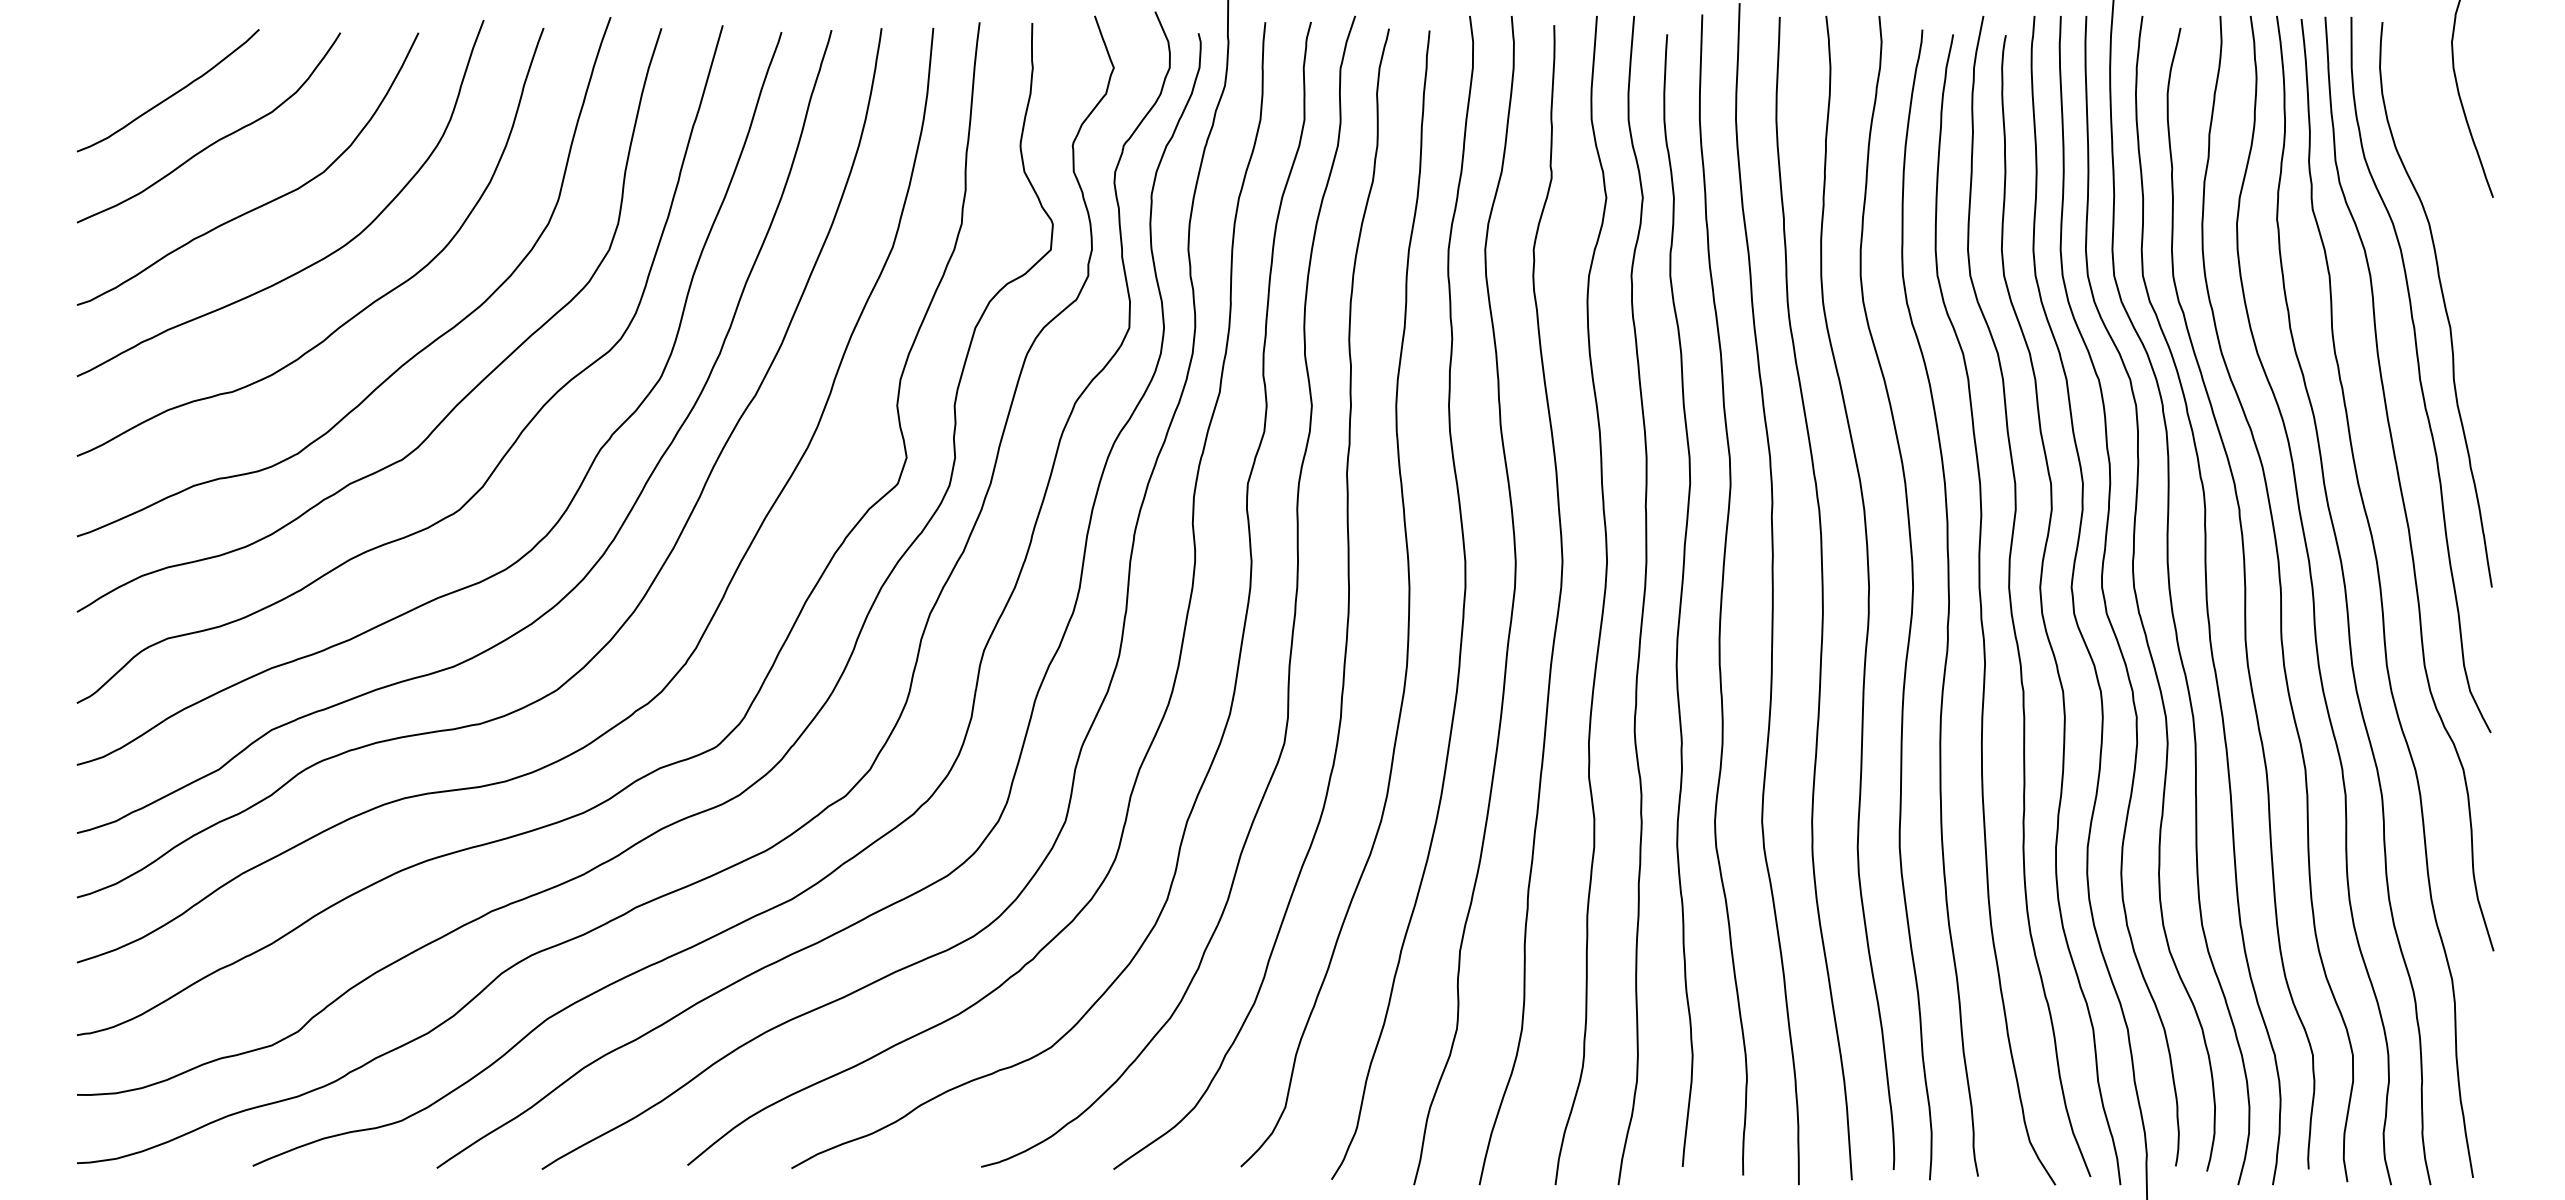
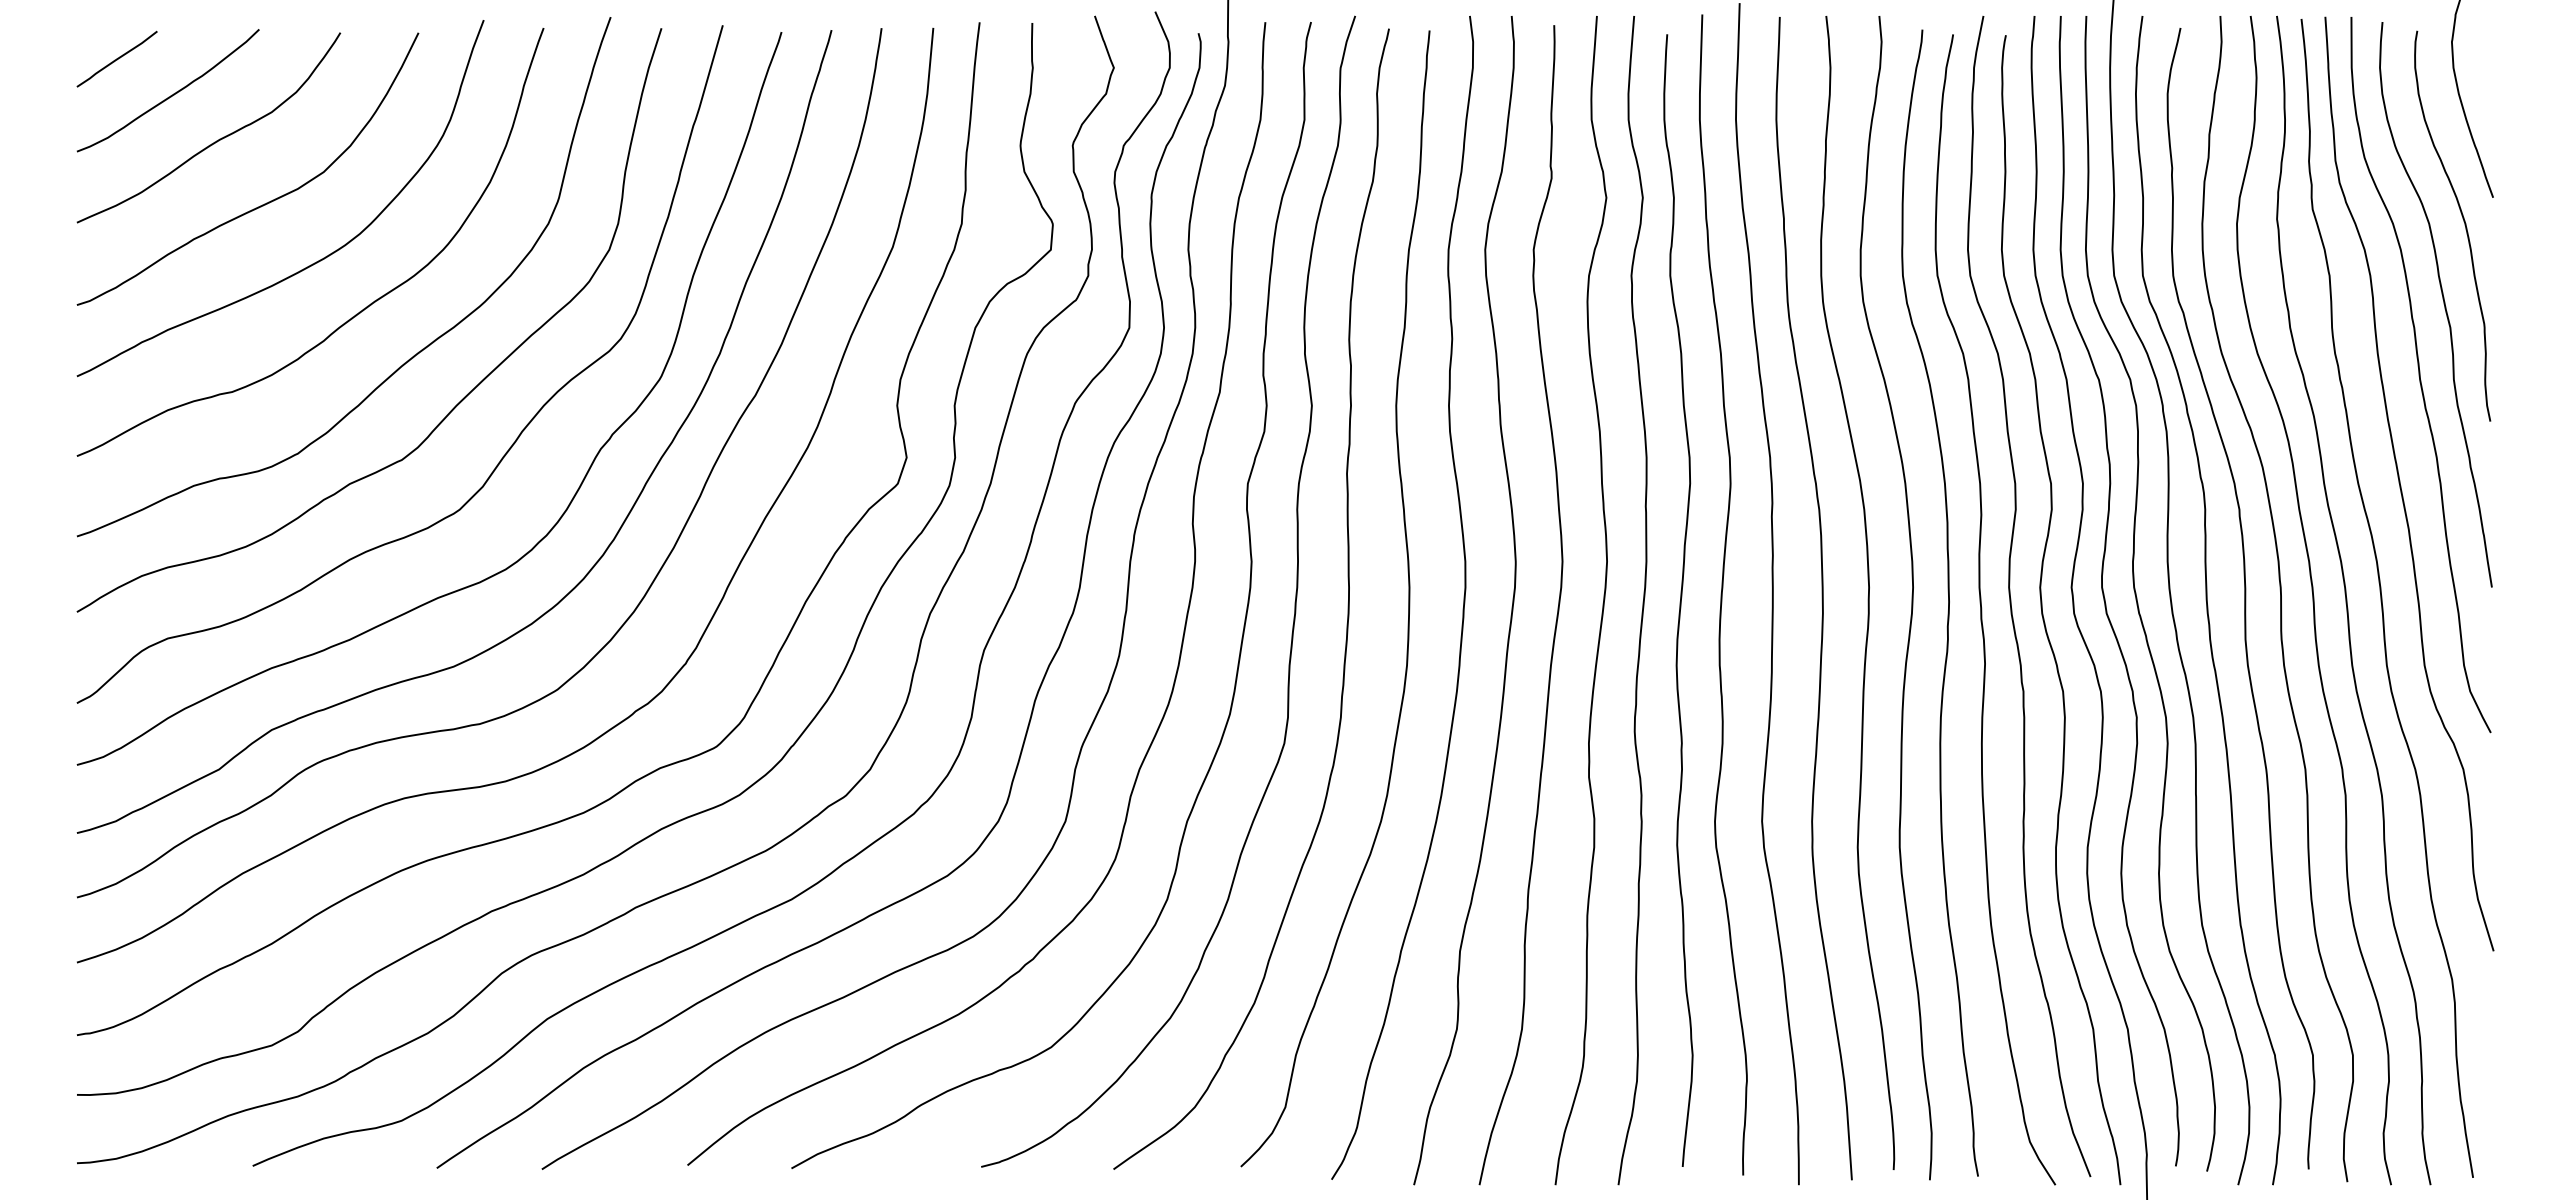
line: none -> present (116, 58)
curve: none -> present (2463, 221)
